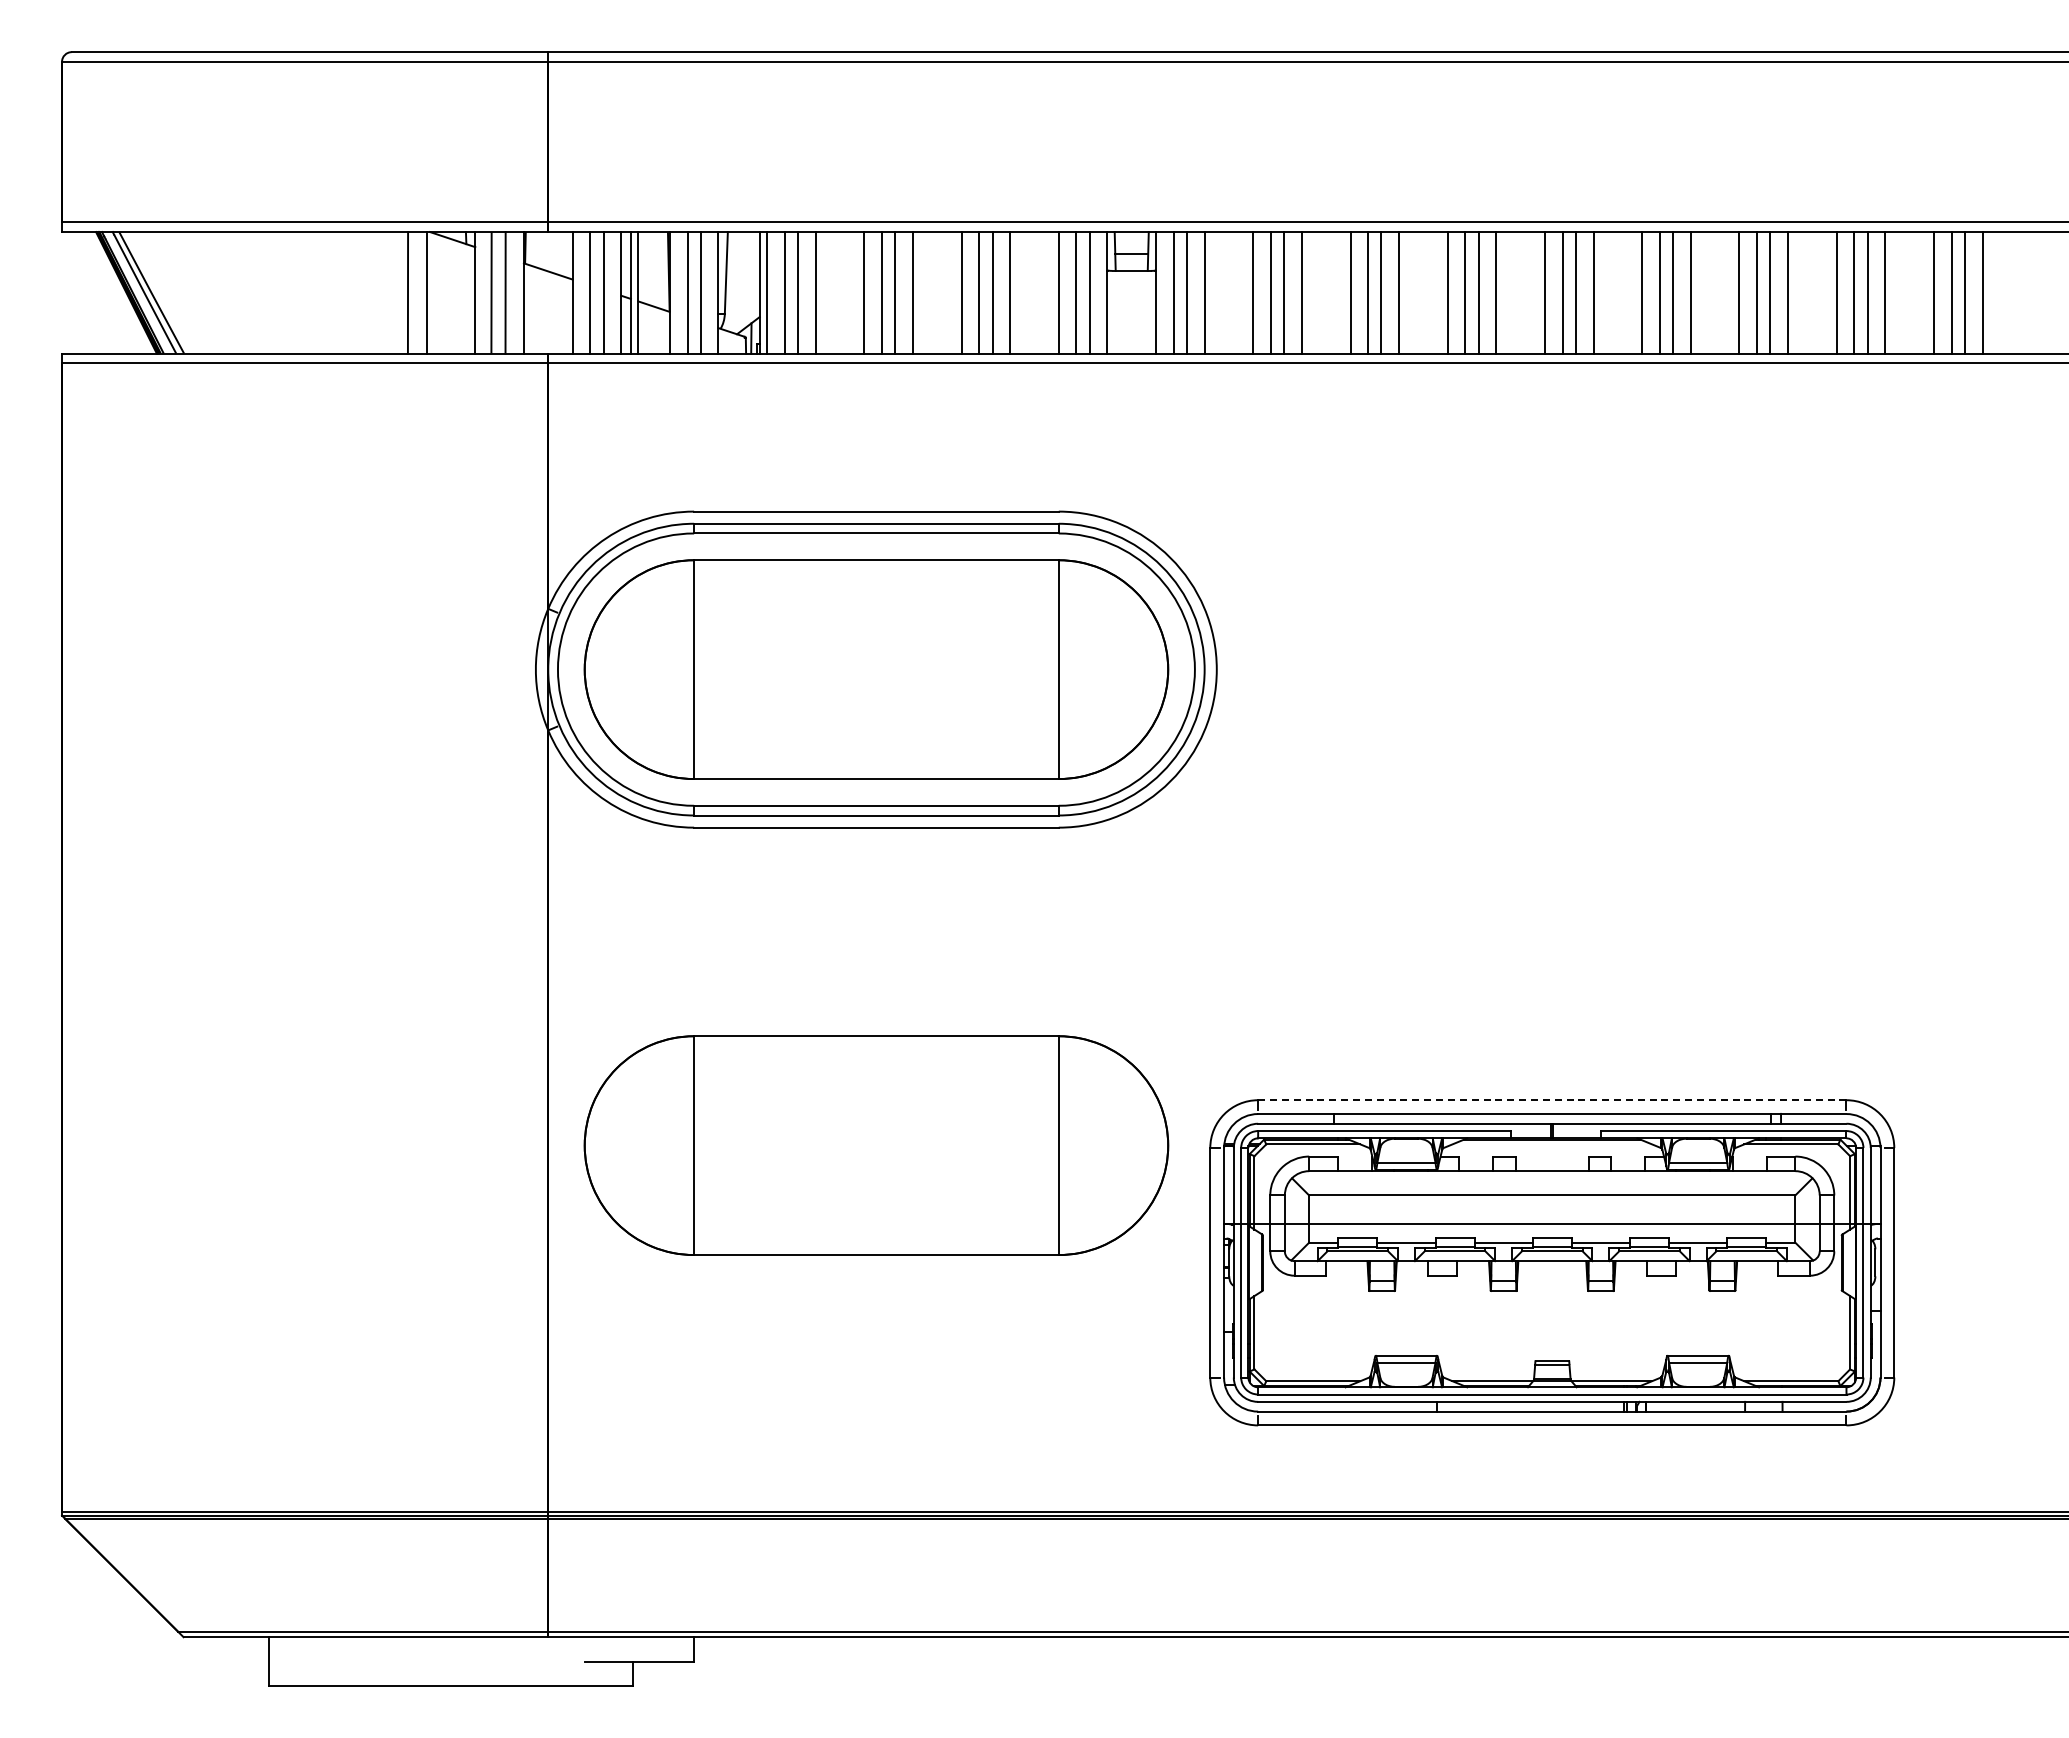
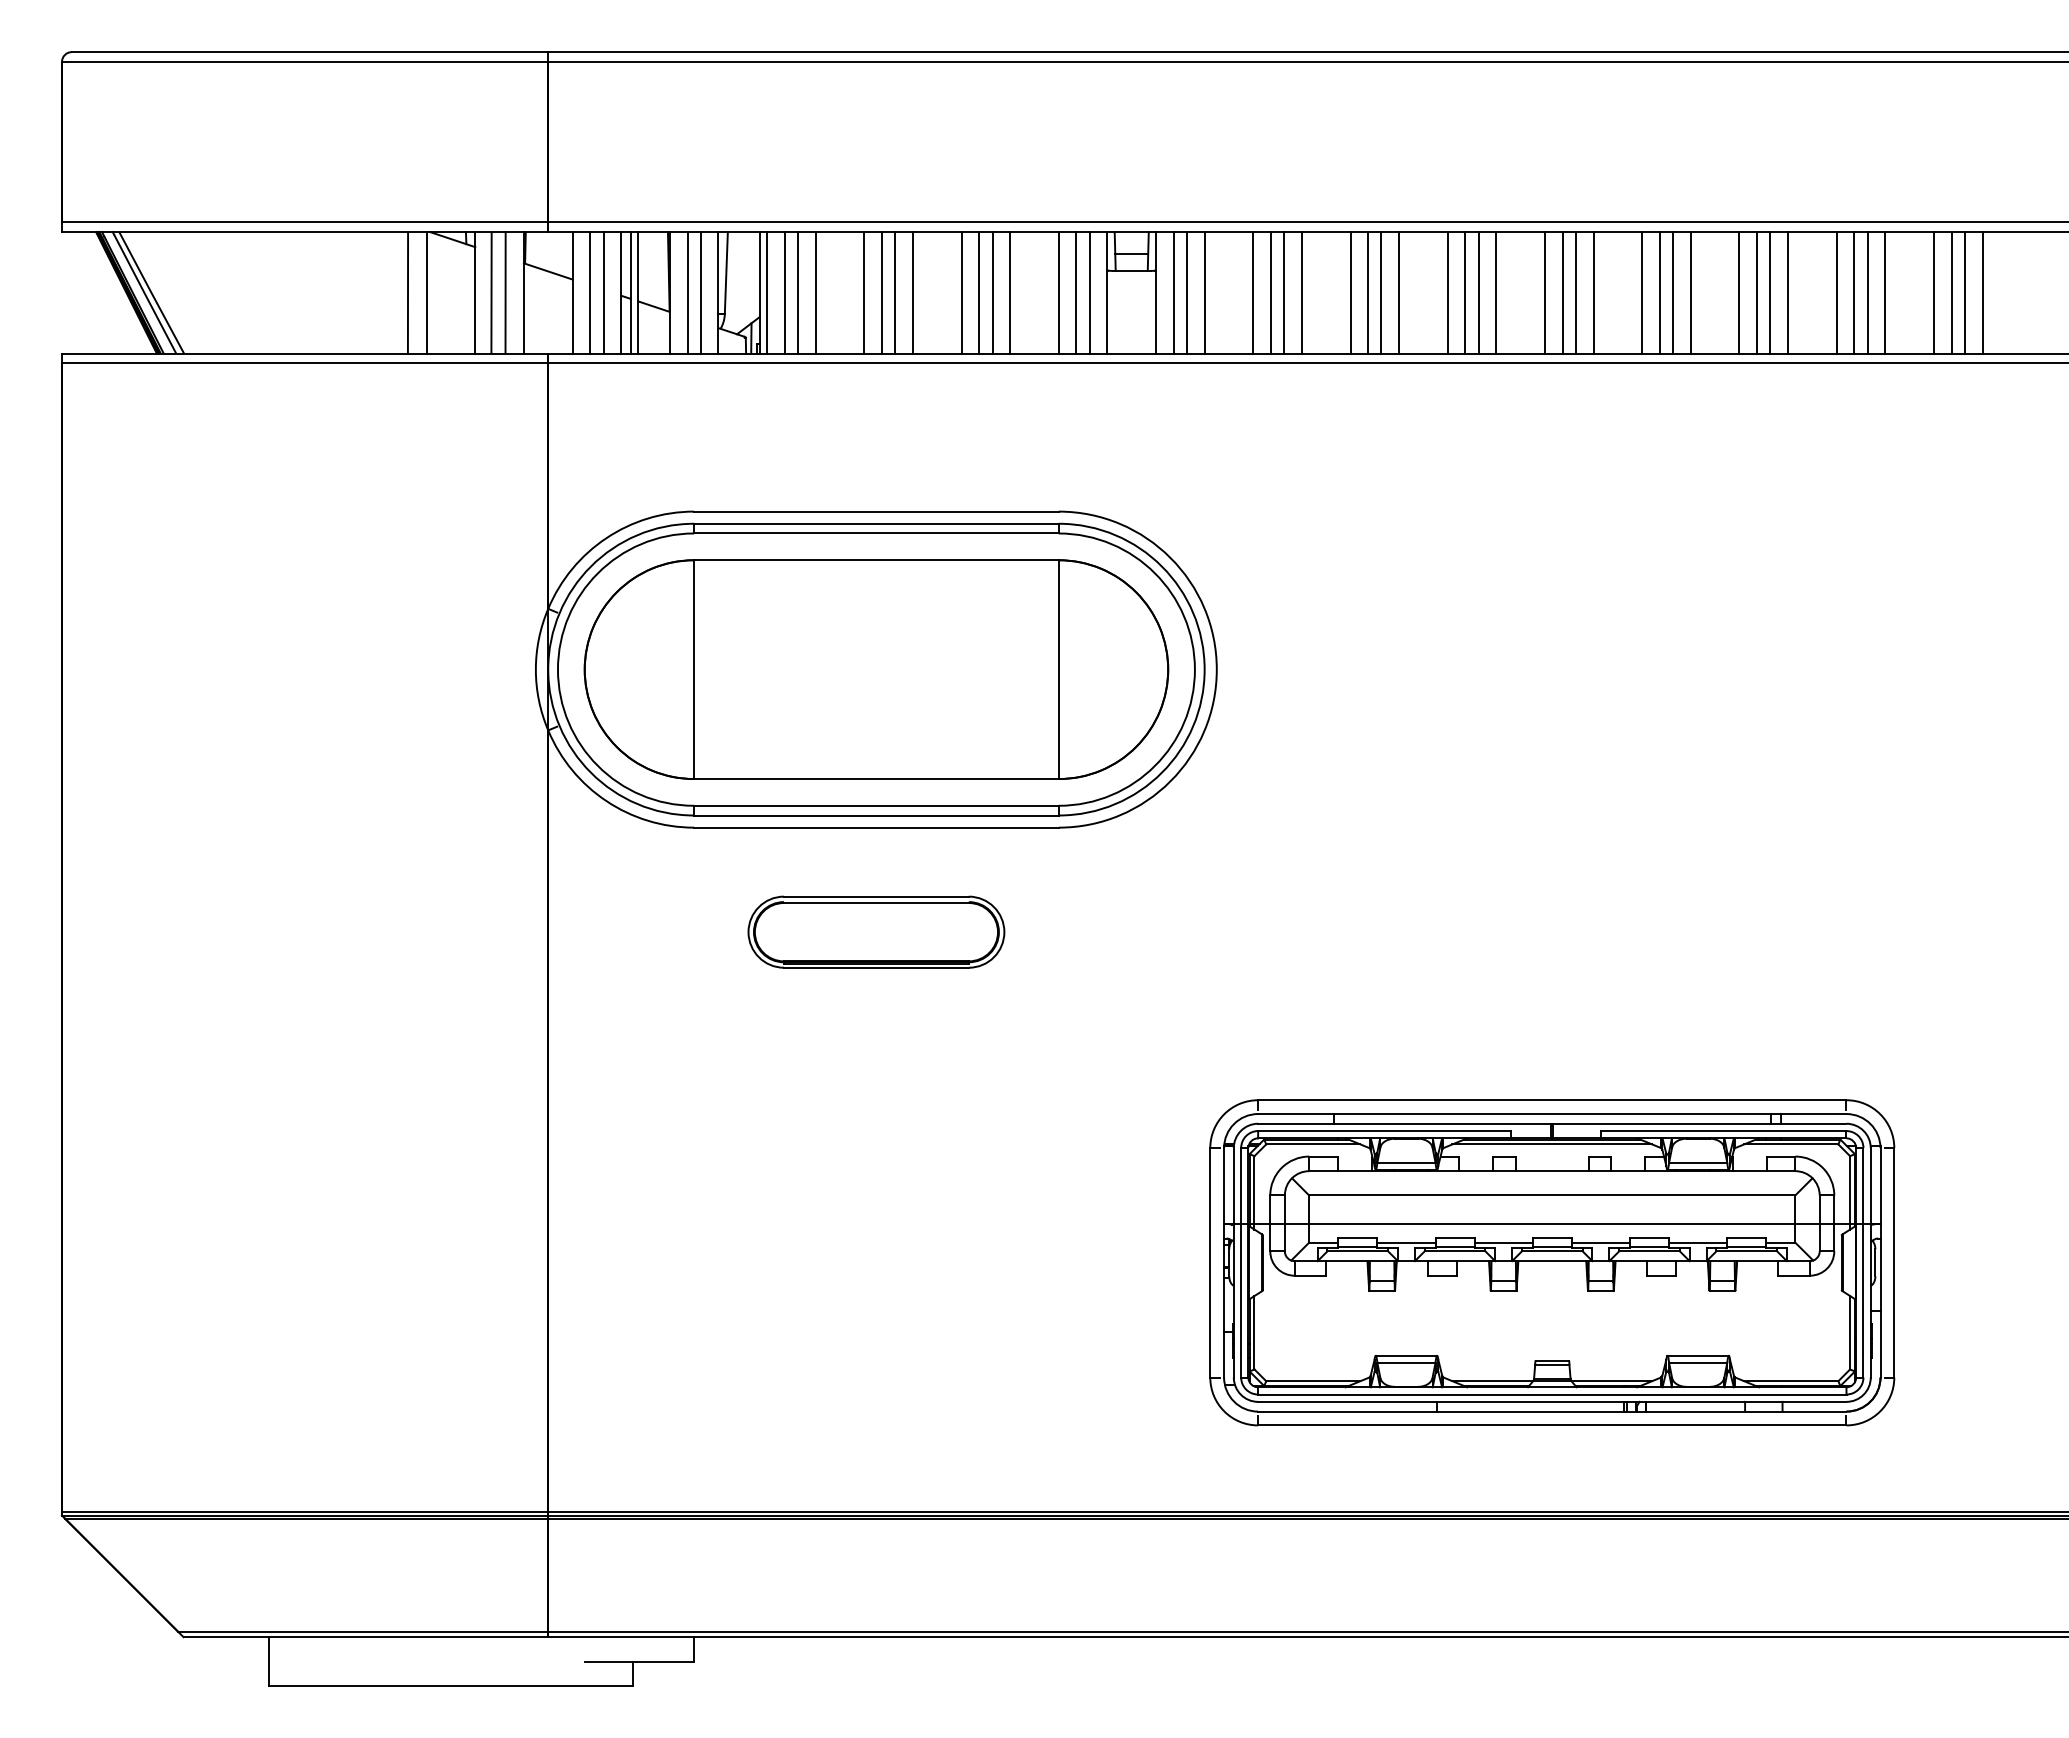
part: none -> present (876, 931)
line: dashed -> solid (1552, 1100)
line: none -> present (1552, 1144)
part: present -> none (876, 1145)
